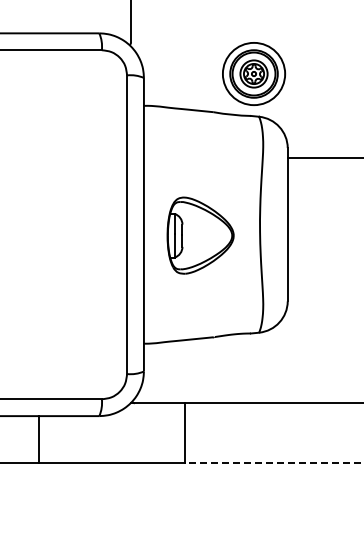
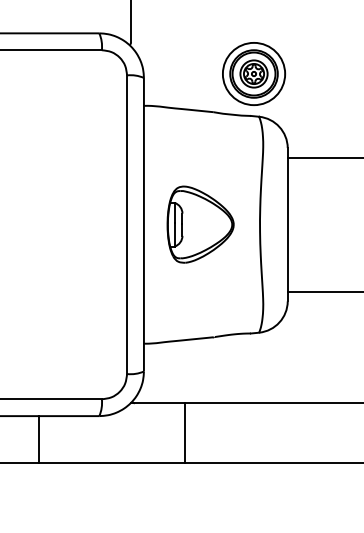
part position: (200, 235) -> (200, 224) (200, 224)
line: none -> present (323, 291)
line: dashed -> solid (274, 462)
